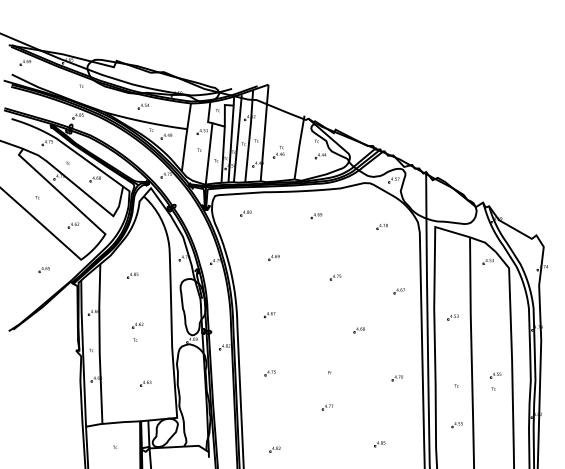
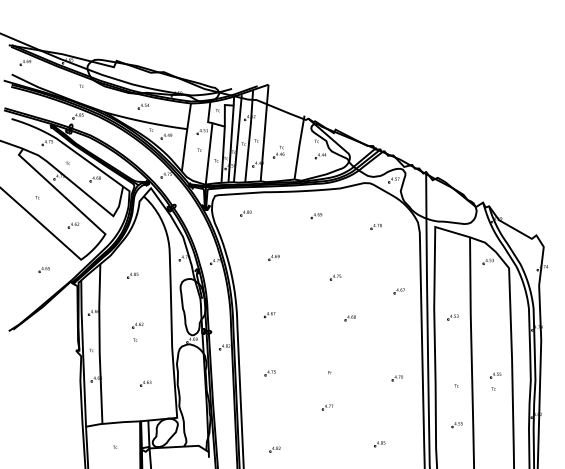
part position: (381, 226) -> (375, 226) (375, 226)
part position: (358, 330) -> (349, 318) (349, 318)
